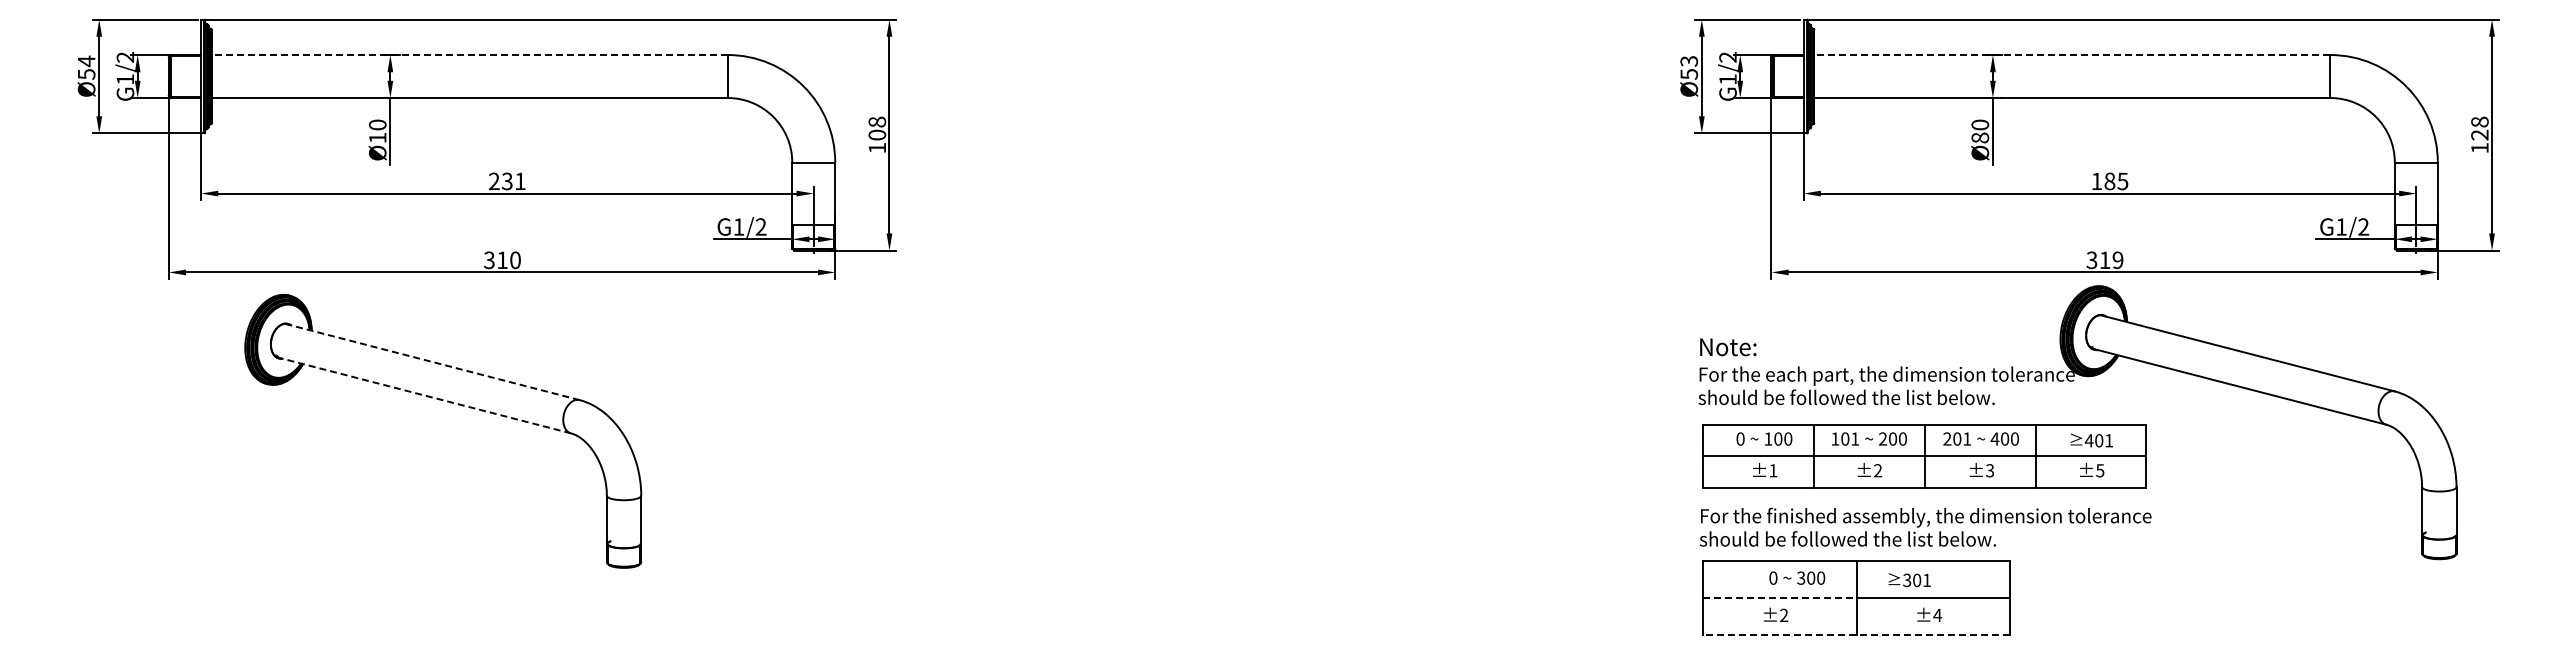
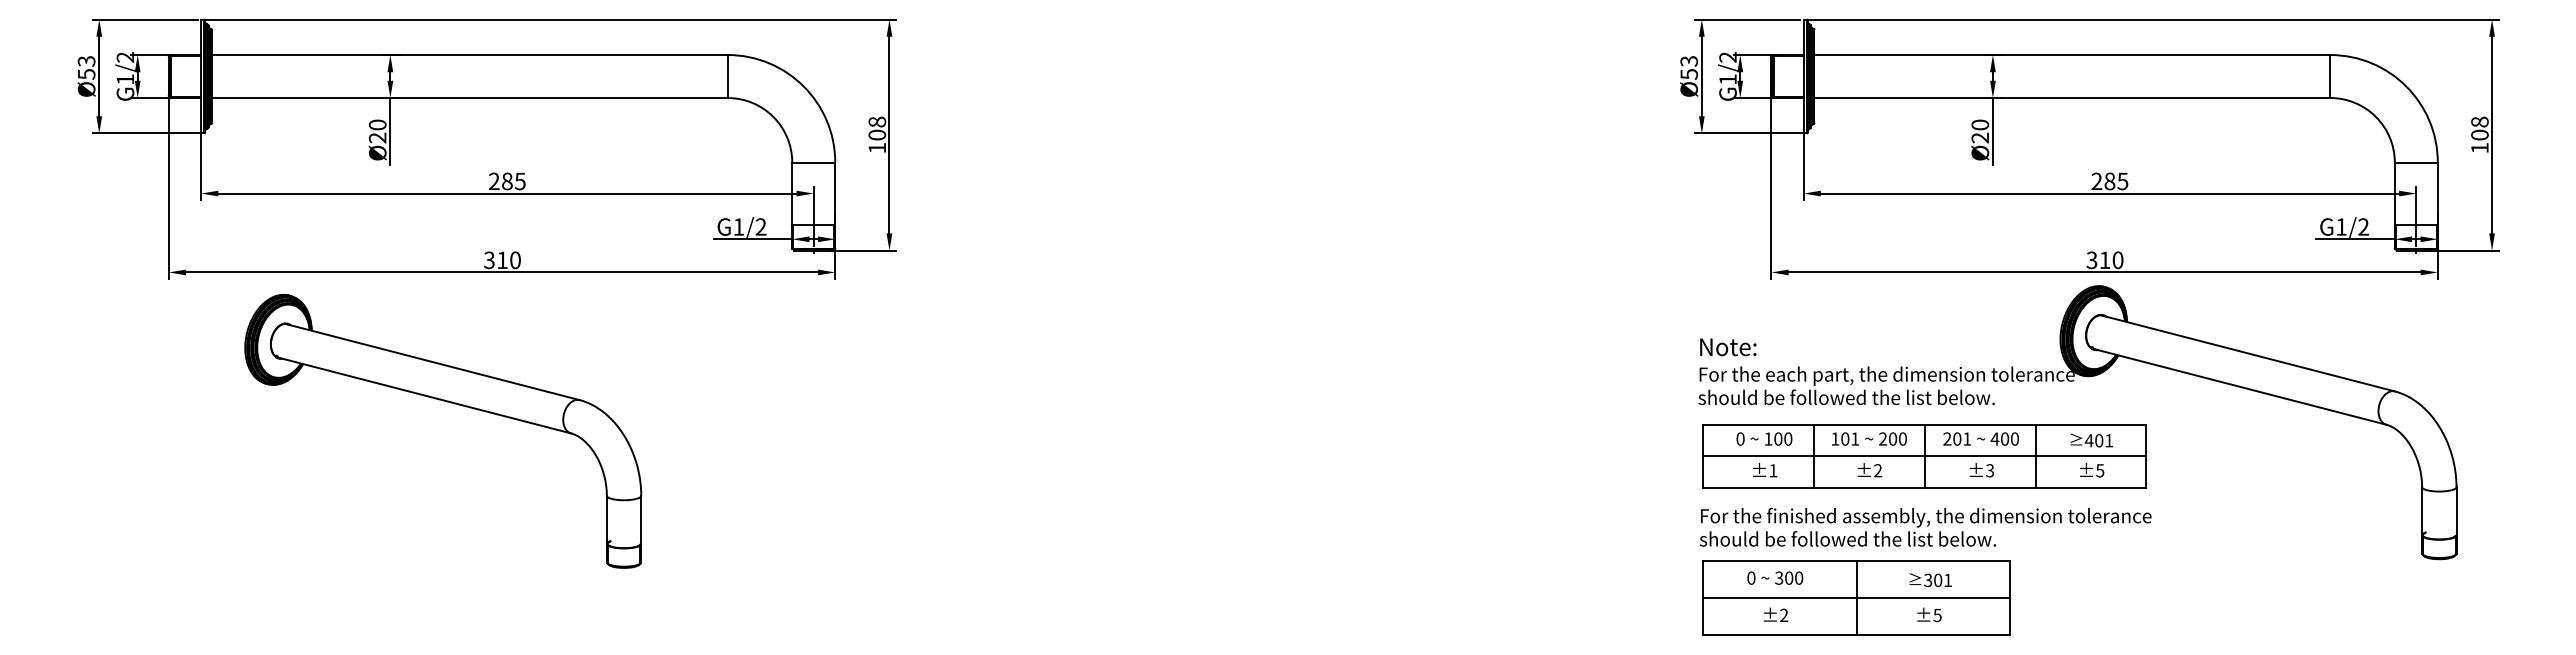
line: dashed -> solid (469, 55)
line: dashed -> solid (2072, 55)
text: Ø54 -> Ø53 (86, 61)
text: 128 -> 108 (2479, 134)
text: Ø10 -> Ø20 (377, 137)
text: Ø80 -> Ø20 (1980, 137)
text: 185 -> 285 (2096, 180)
text: 231 -> 285 (513, 181)
text: 319 -> 310 (2117, 260)
line: dashed -> solid (432, 361)
line: dashed -> solid (423, 395)
text position: (1797, 577) -> (1775, 577) (1775, 577)
text position: (1909, 580) -> (1930, 580) (1930, 580)
line: dashed -> solid (1779, 598)
text: ±4 -> ±5 (1937, 615)
line: dashed -> solid (1856, 635)
